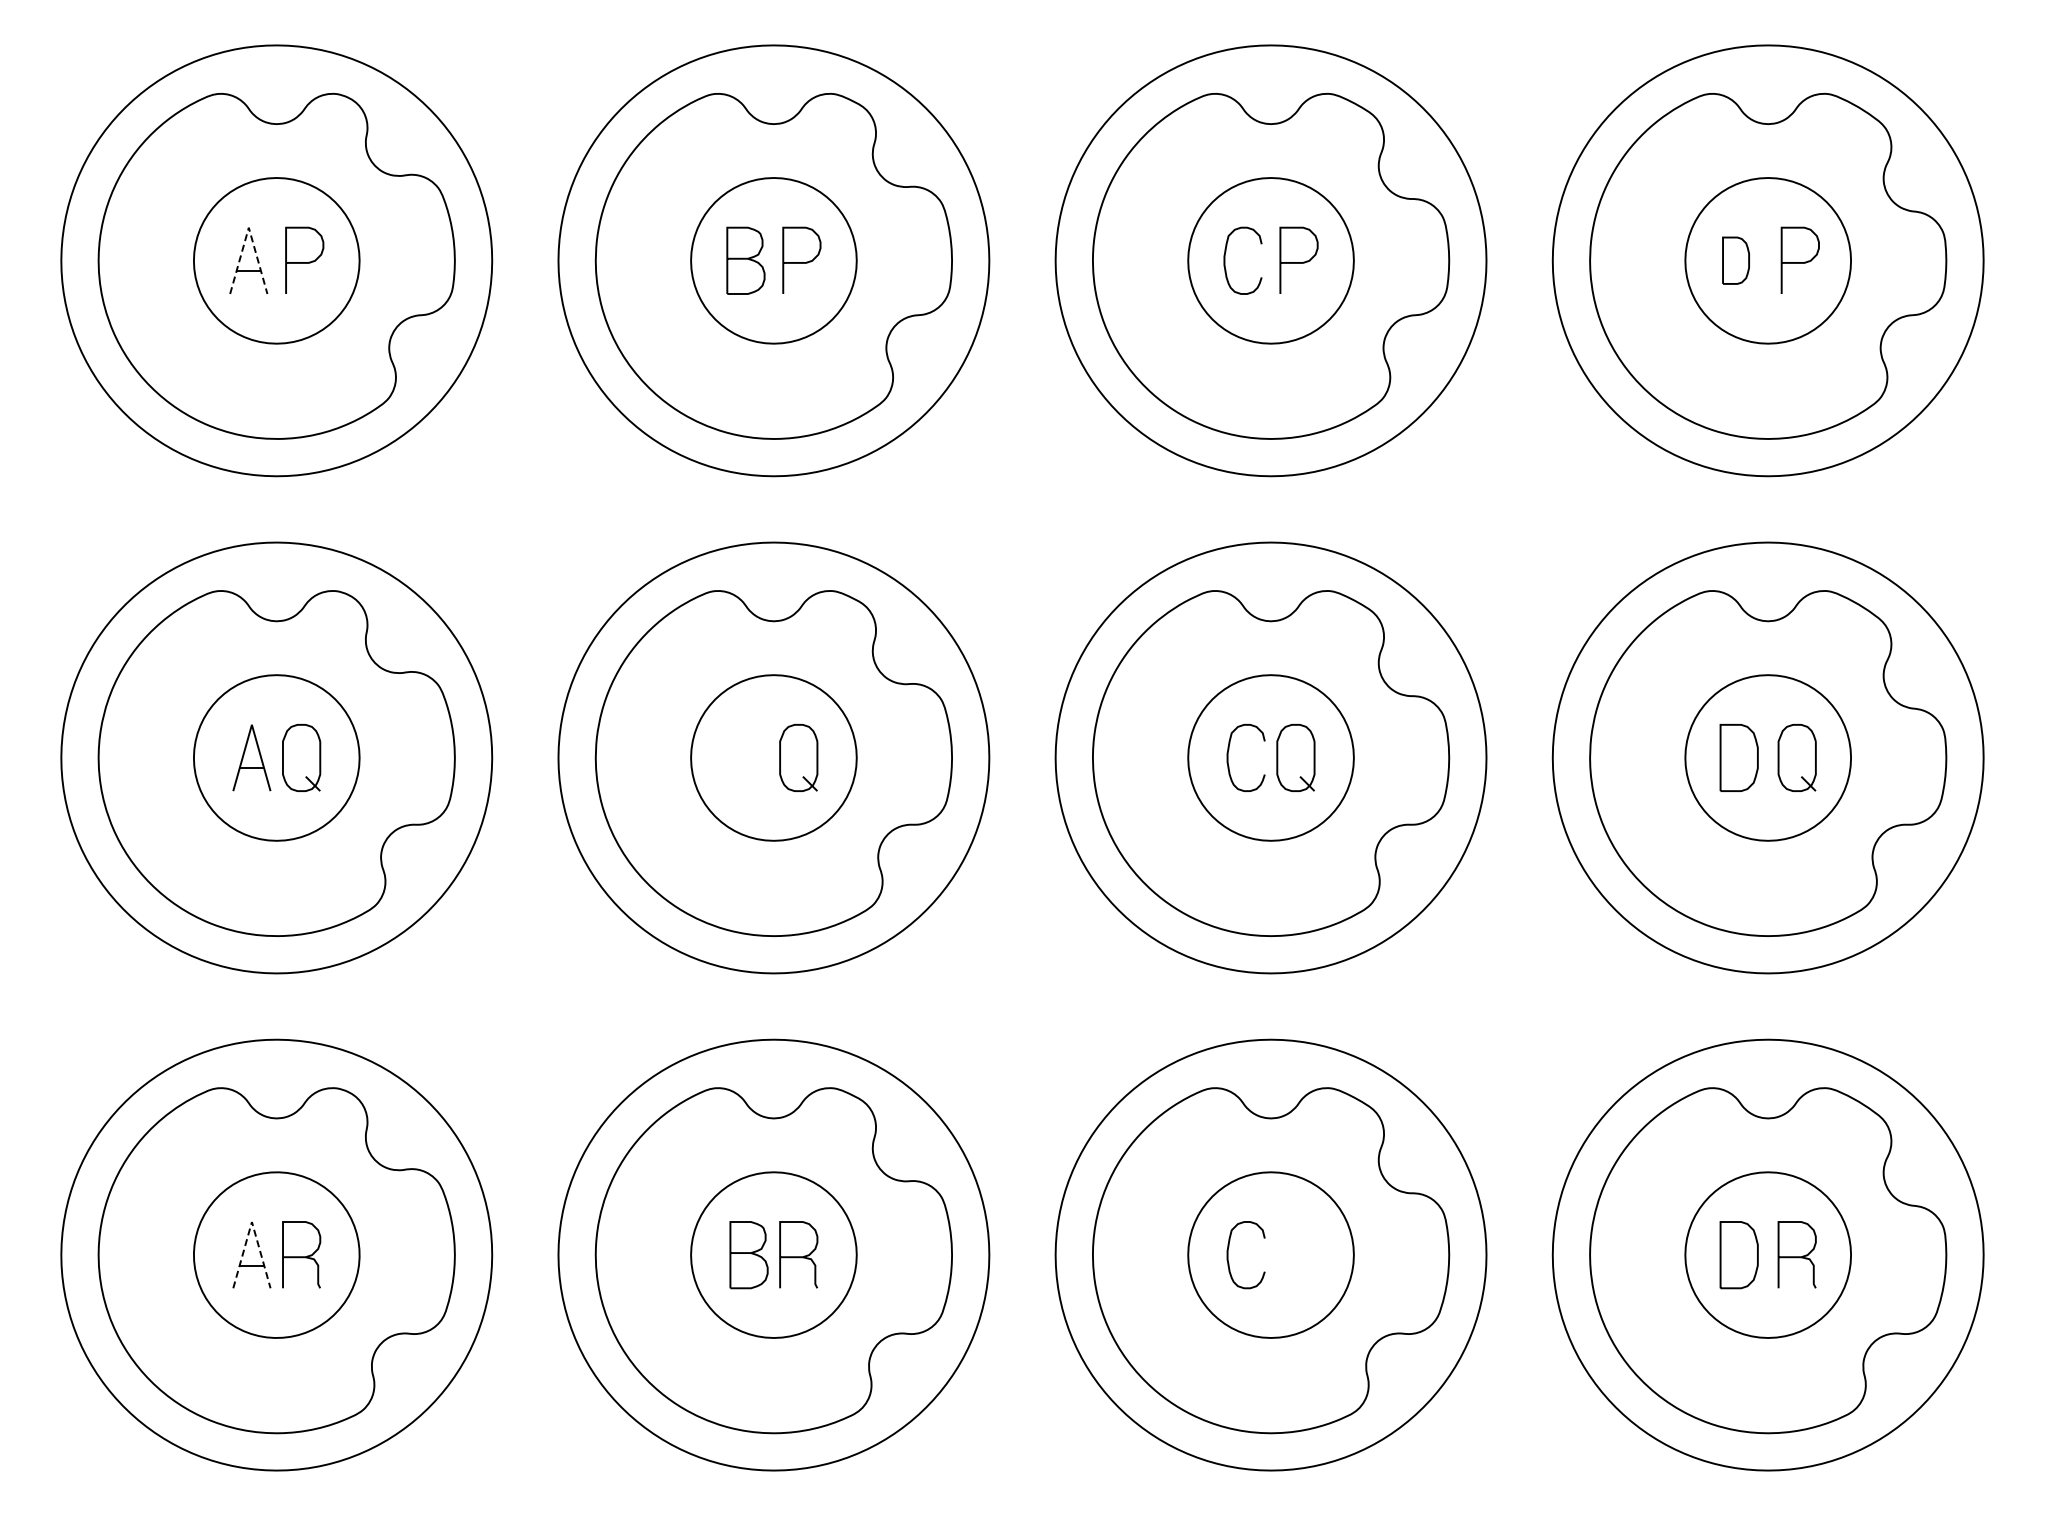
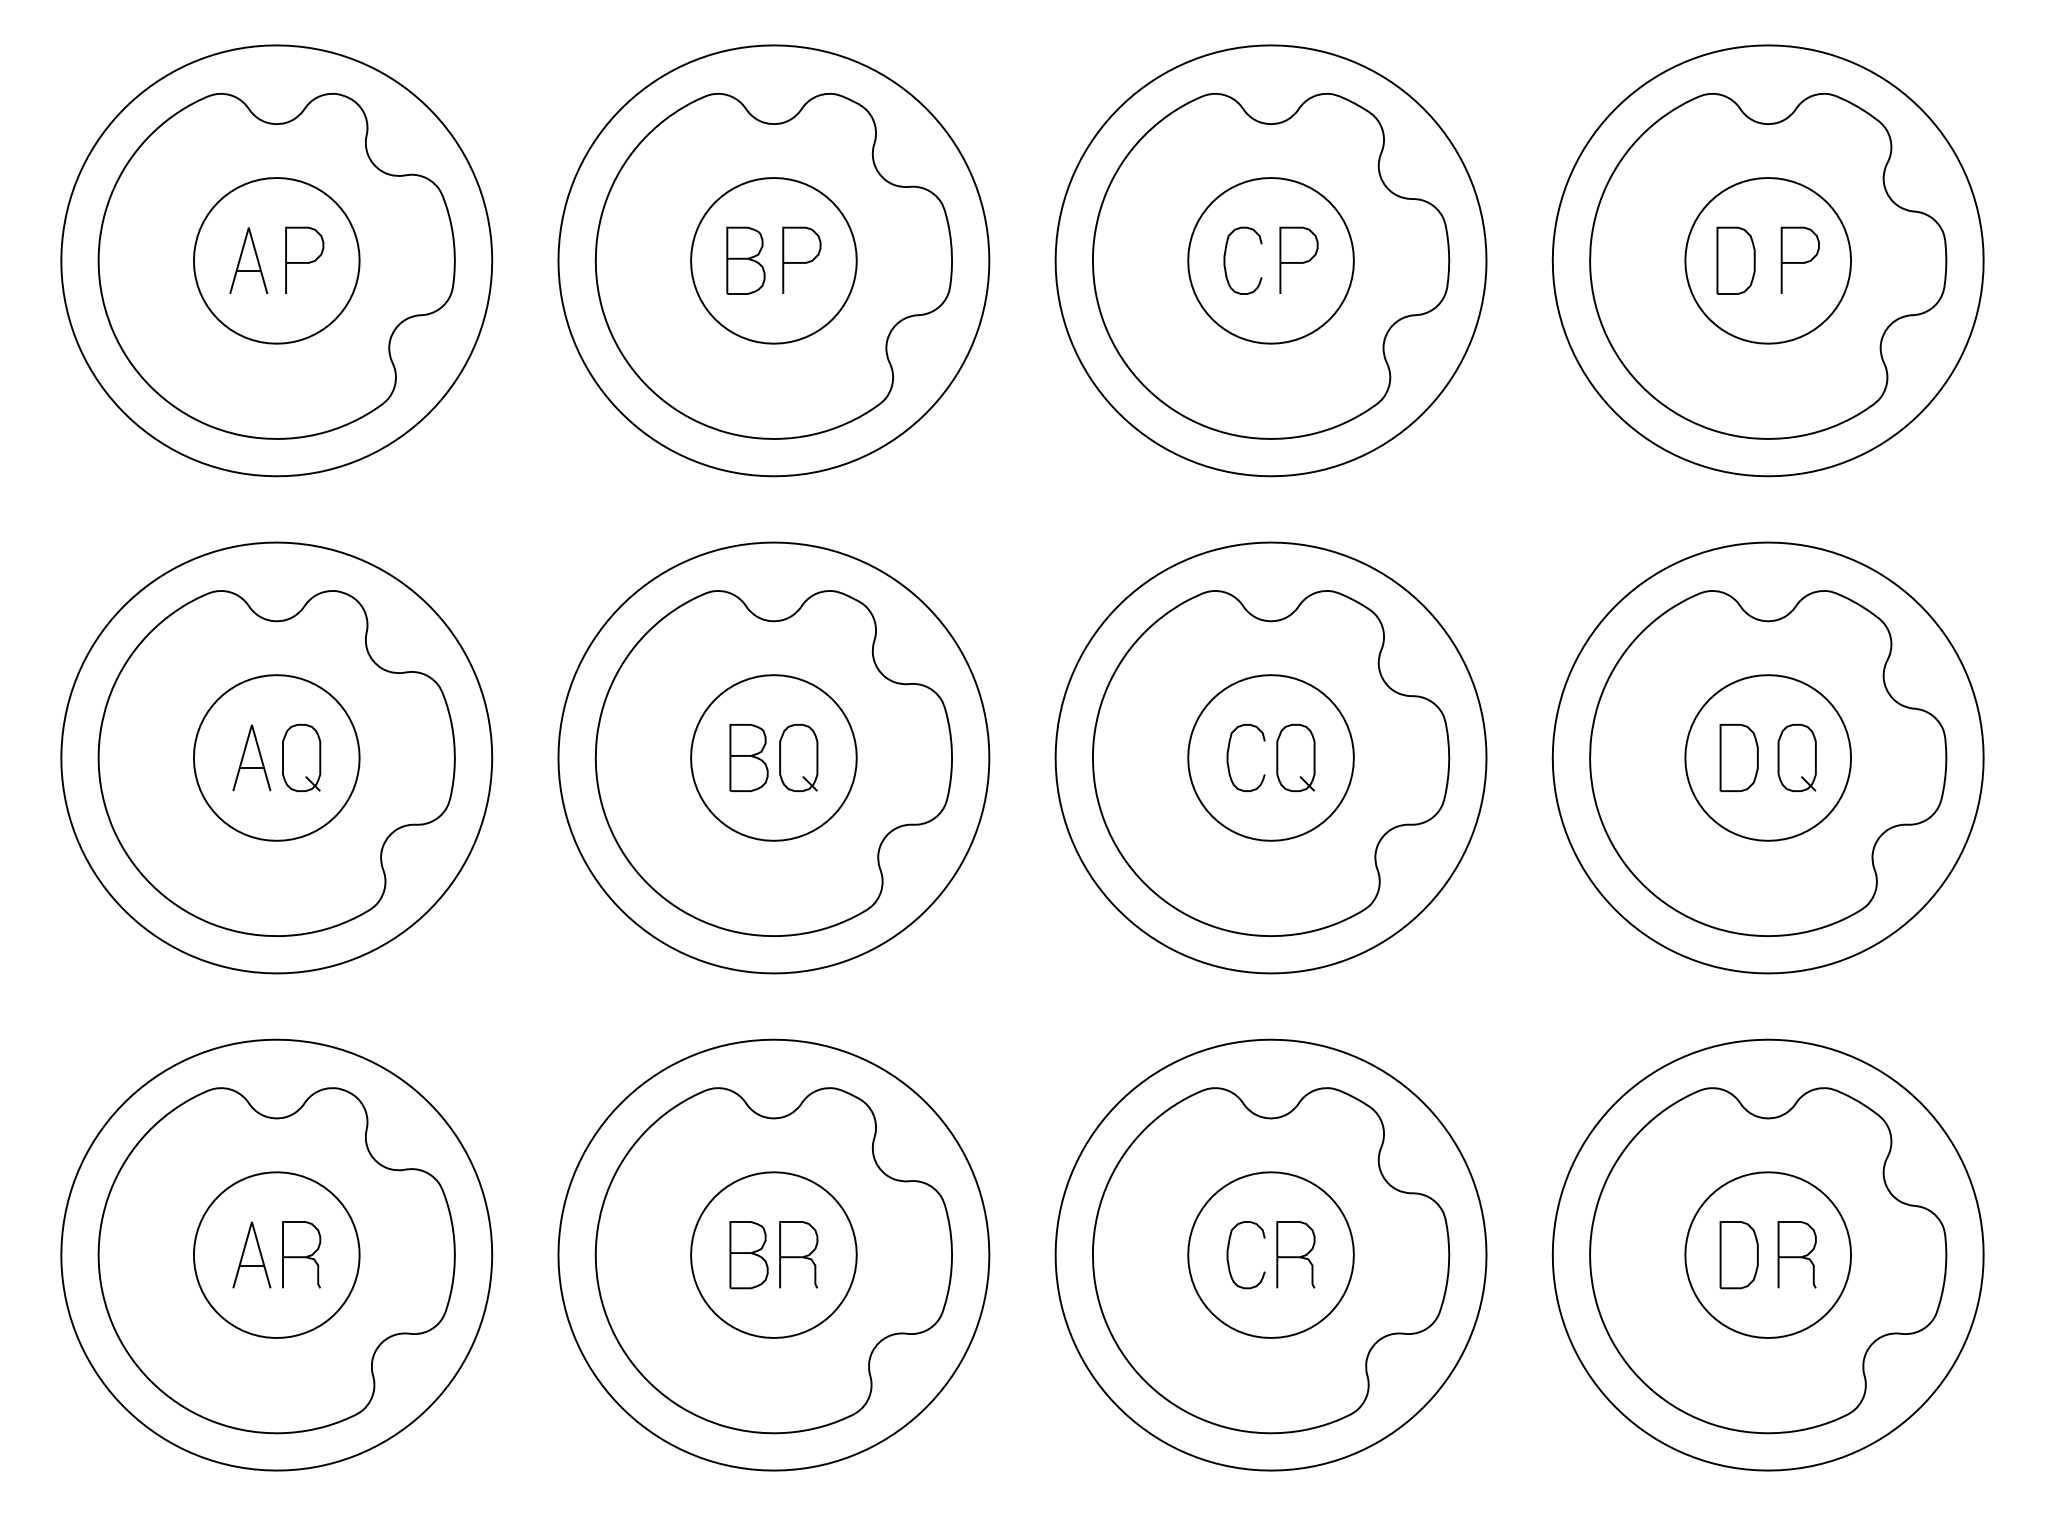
line: dashed -> solid (248, 227)
part size: 28x49 px -> 40x69 px (1735, 260)
part: none -> present (748, 757)
line: dashed -> solid (251, 1222)
part: none -> present (1295, 1254)
